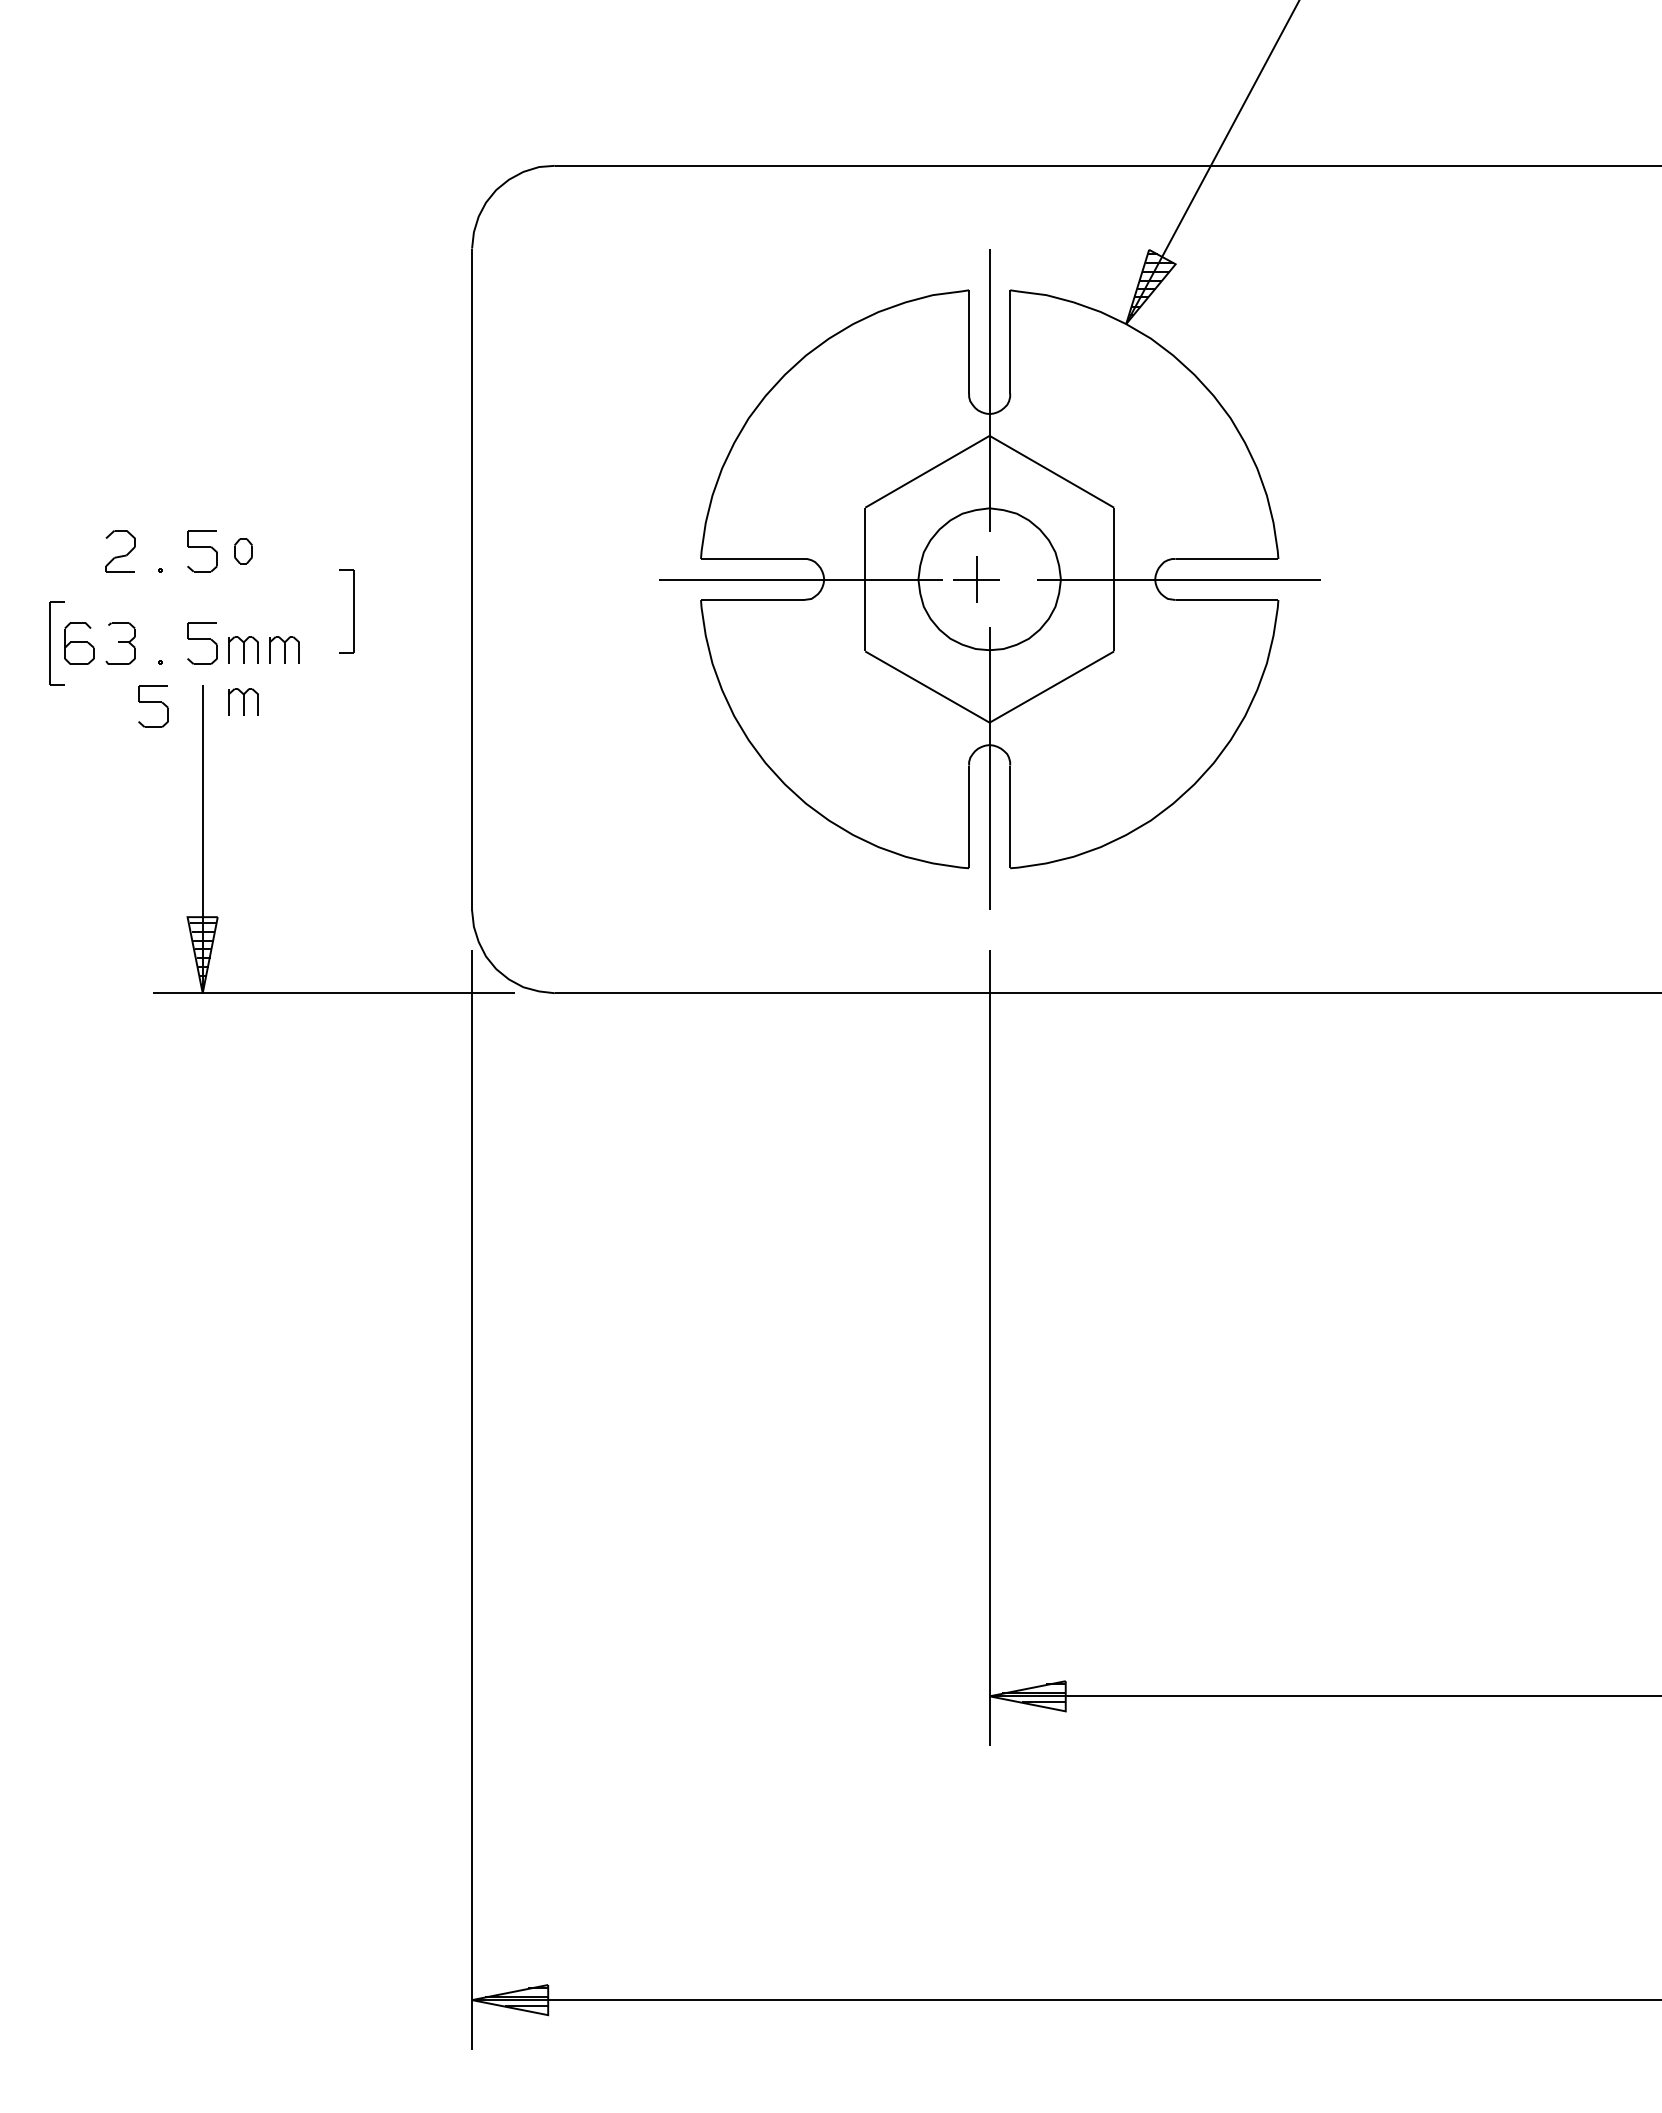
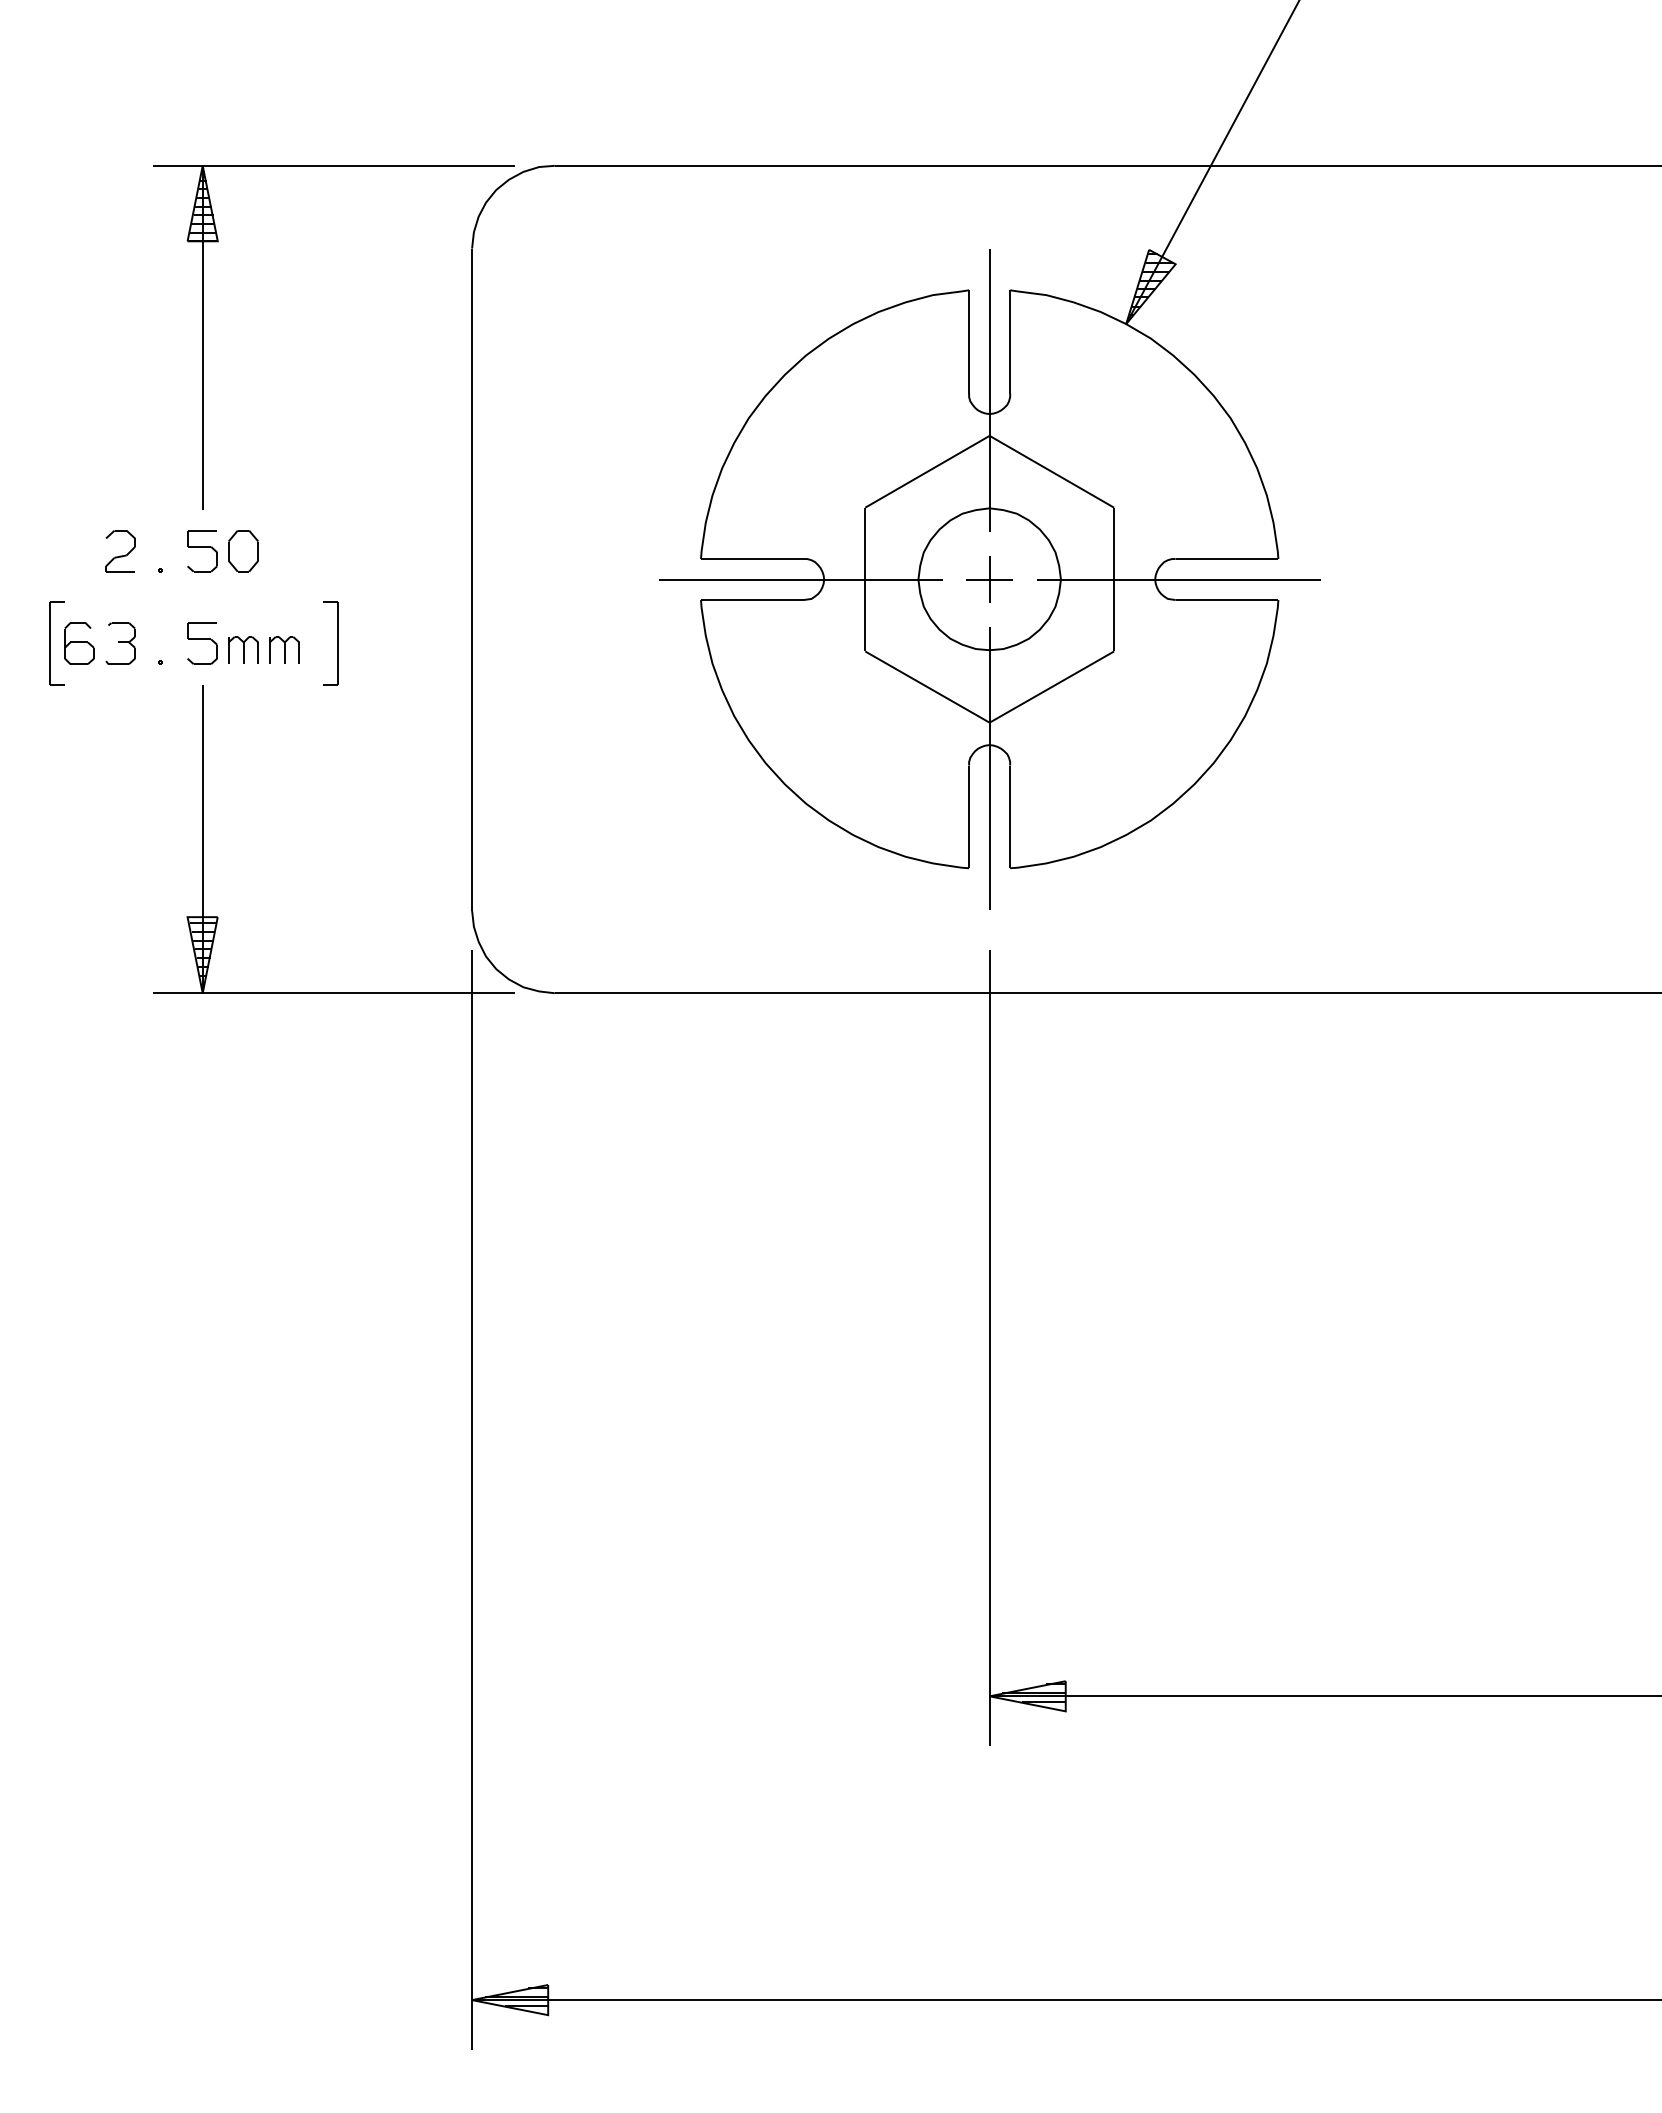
part: none -> present (203, 337)
part size: 19x27 px -> 31x43 px (243, 551)
part position: (976, 579) -> (989, 579) (989, 579)
part position: (353, 611) -> (337, 643) (337, 643)
part: present -> none (243, 701)
part: present -> none (153, 706)
